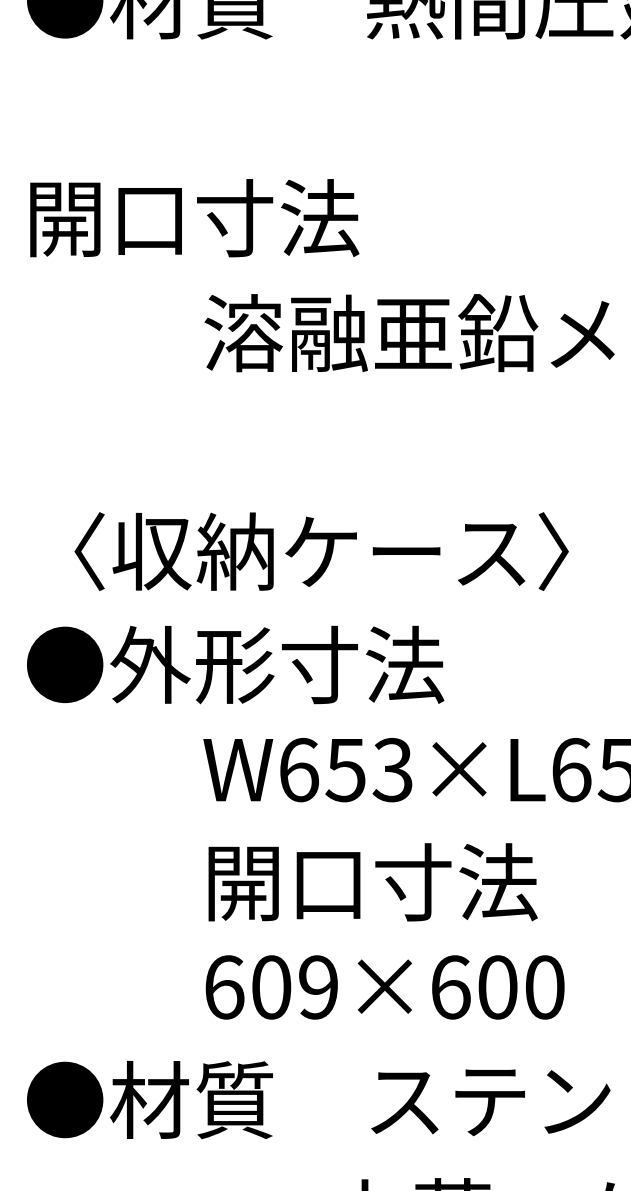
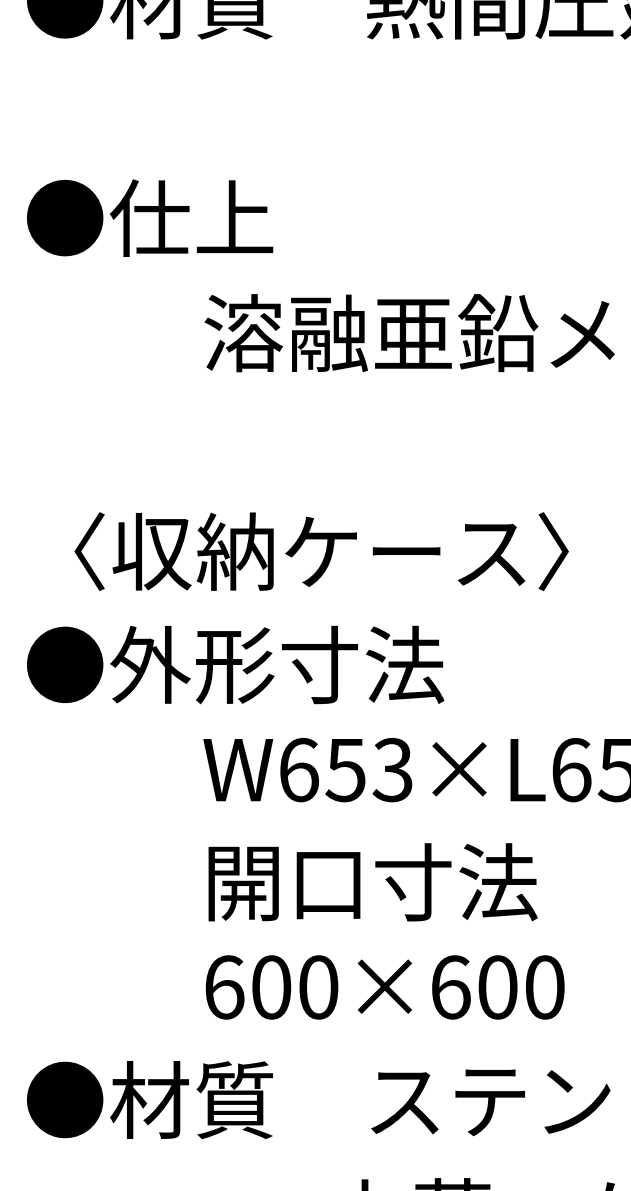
text: 開口寸法 -> ●仕上 (193, 218)
text: 609×600 -> 600×600 (318, 987)
